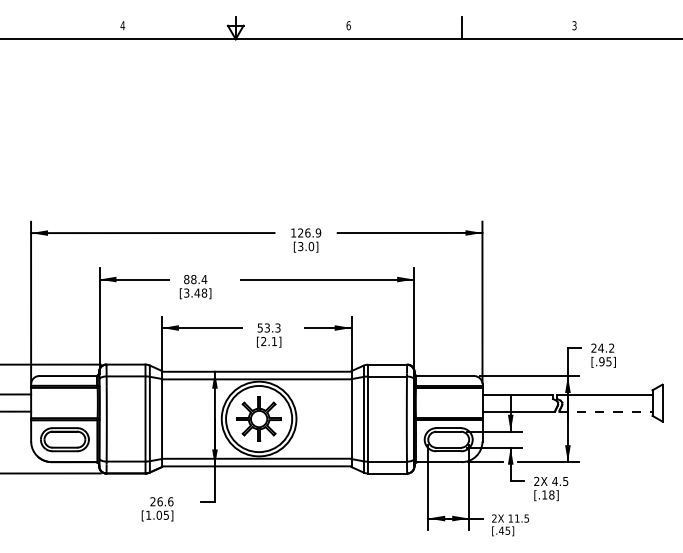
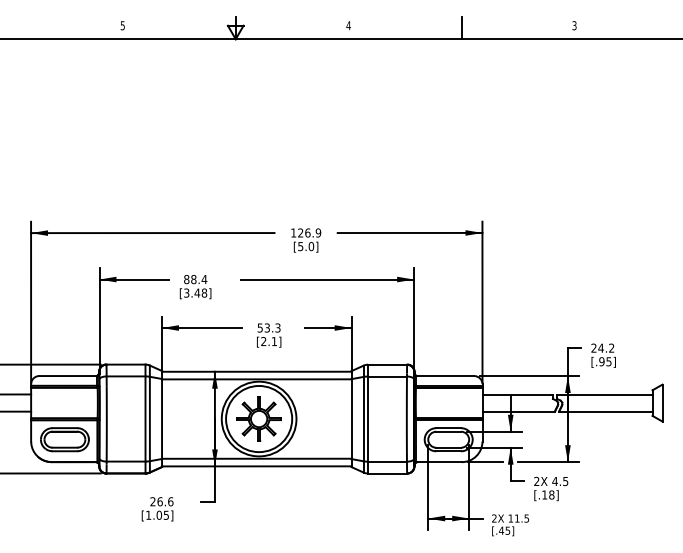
text: 4 -> 5 (122, 25)
text: 6 -> 4 (348, 25)
text: [3.0] -> [5.0] (300, 246)
line: dashed -> solid (605, 411)
